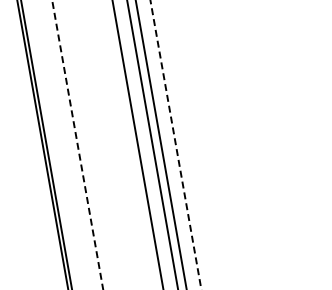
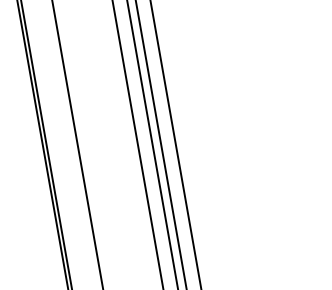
line: dashed -> solid (77, 144)
line: dashed -> solid (175, 144)
